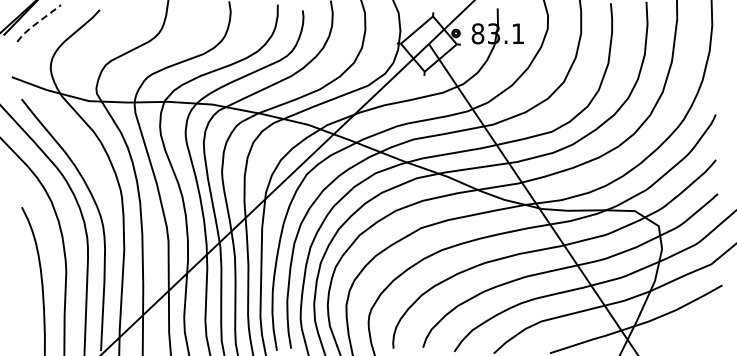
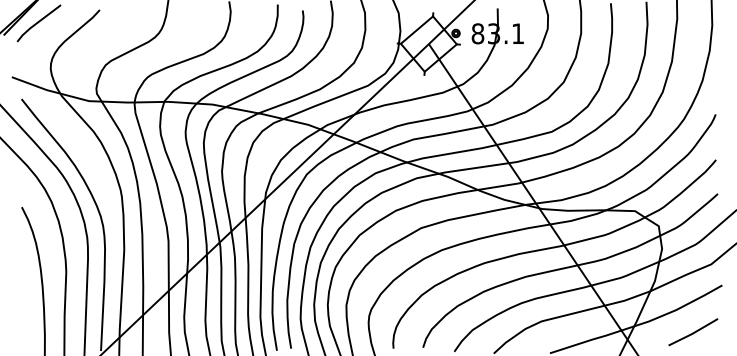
line: dashed -> solid (37, 22)
line: none -> present (693, 332)
